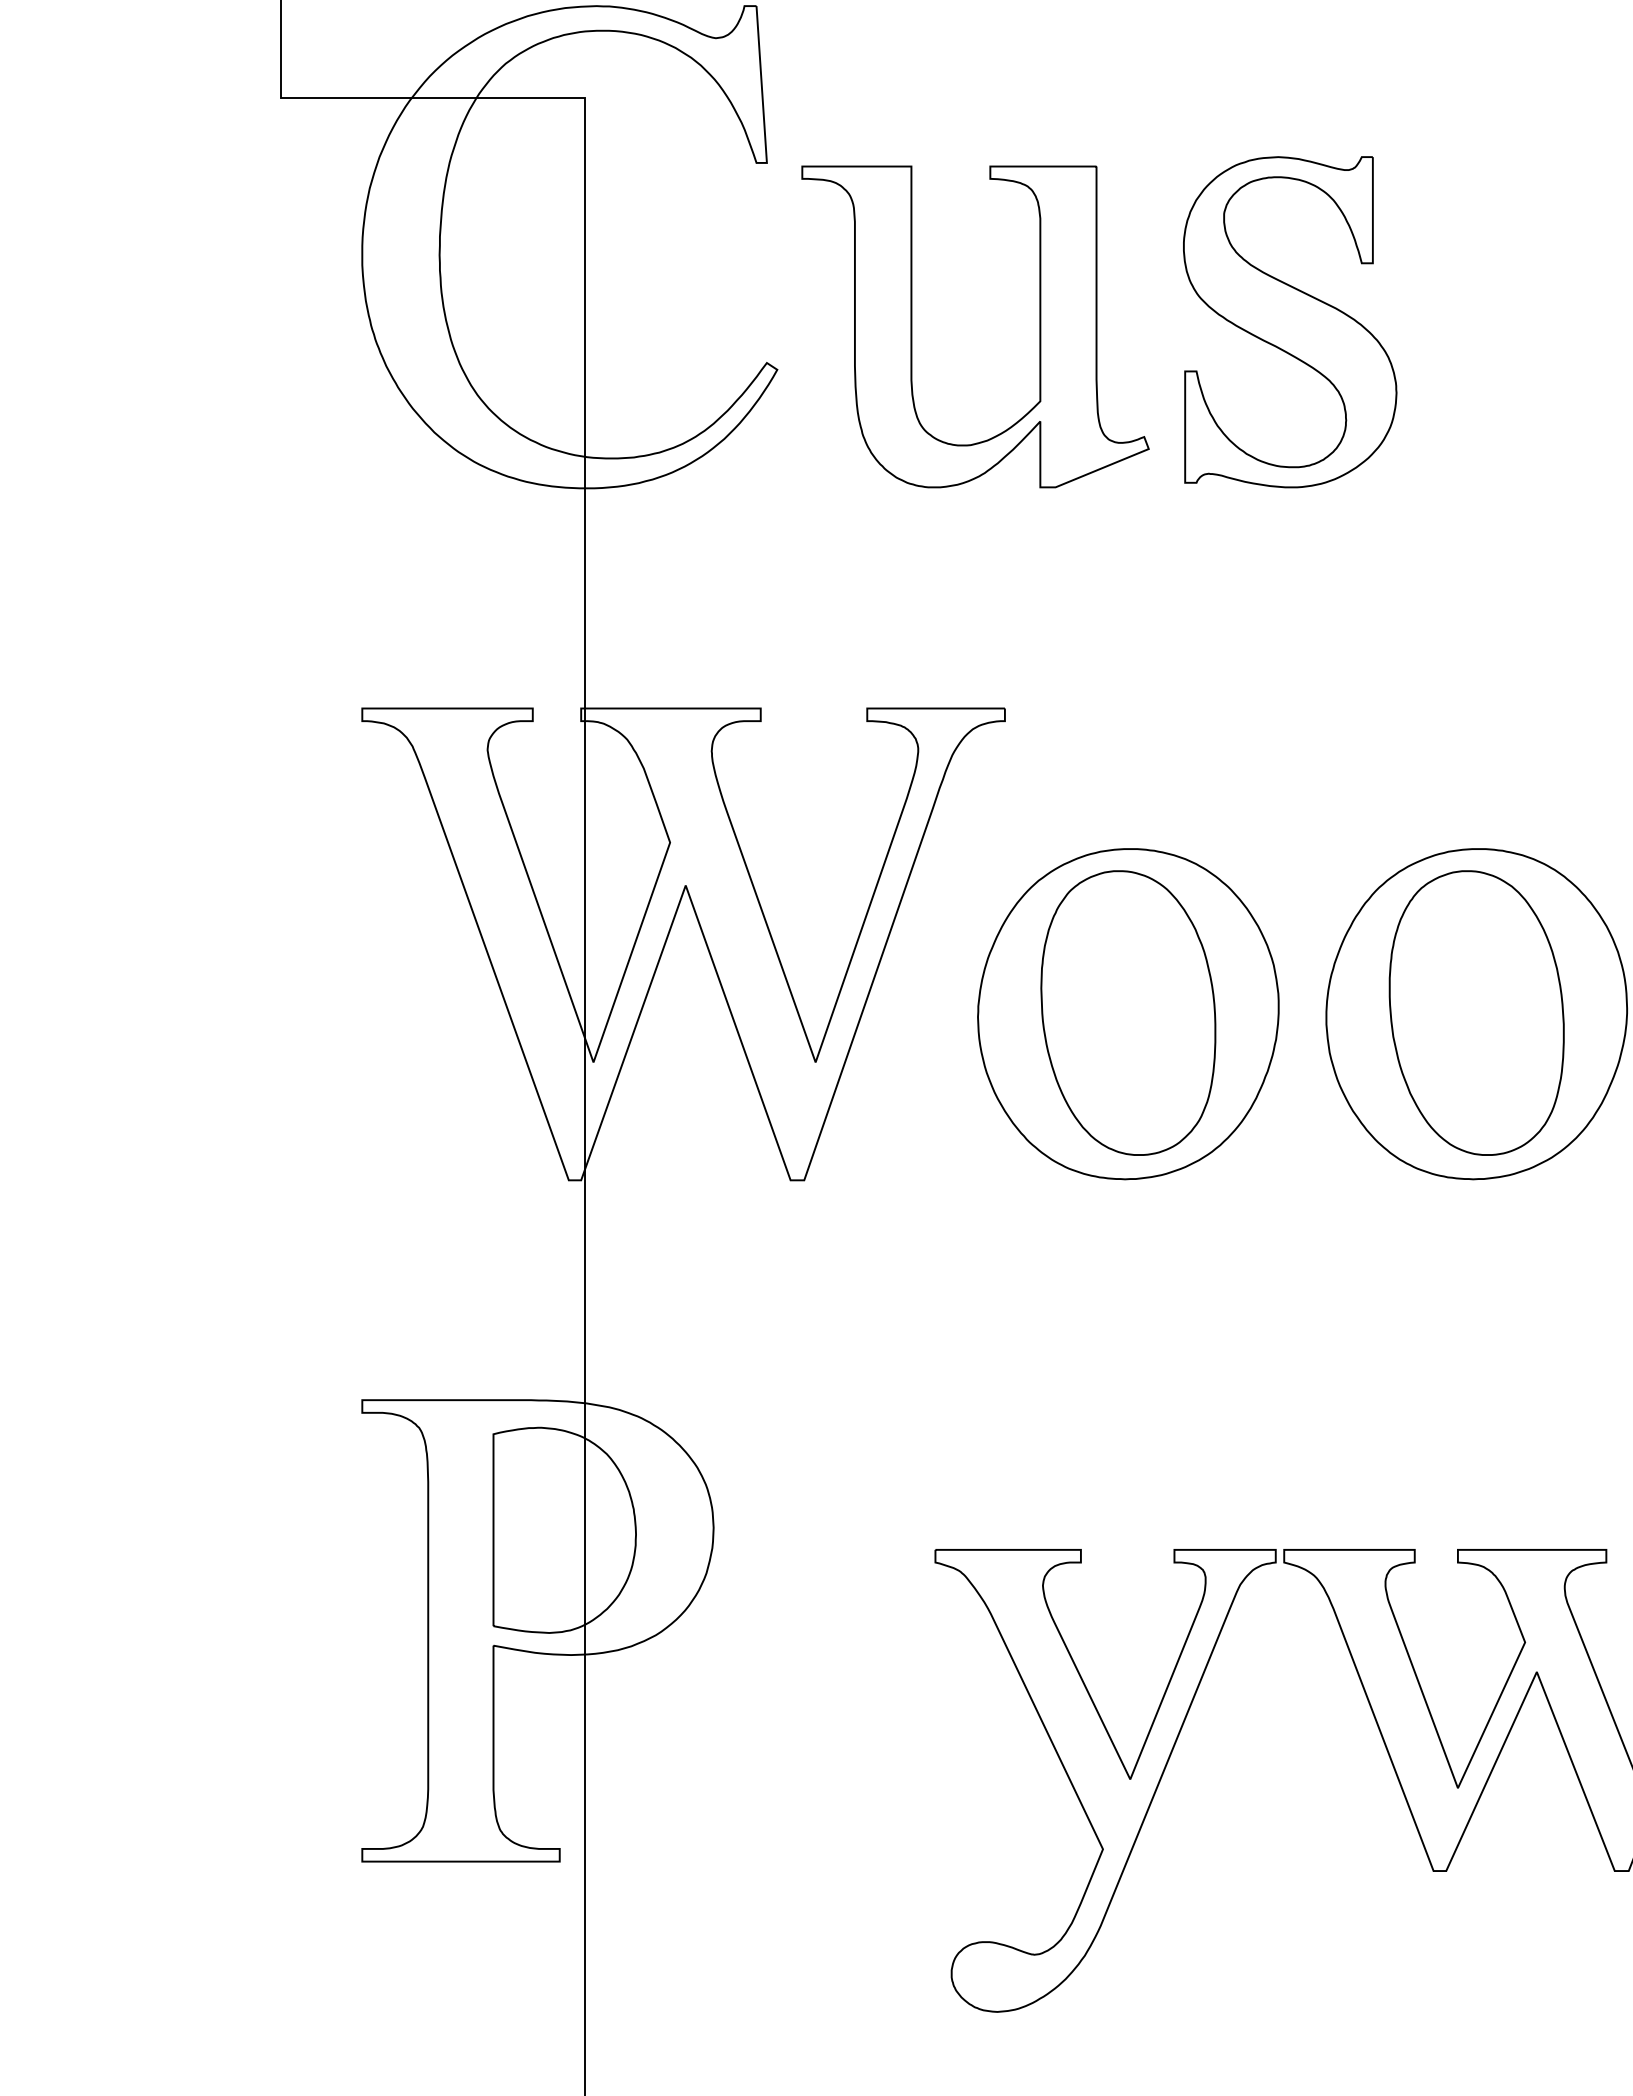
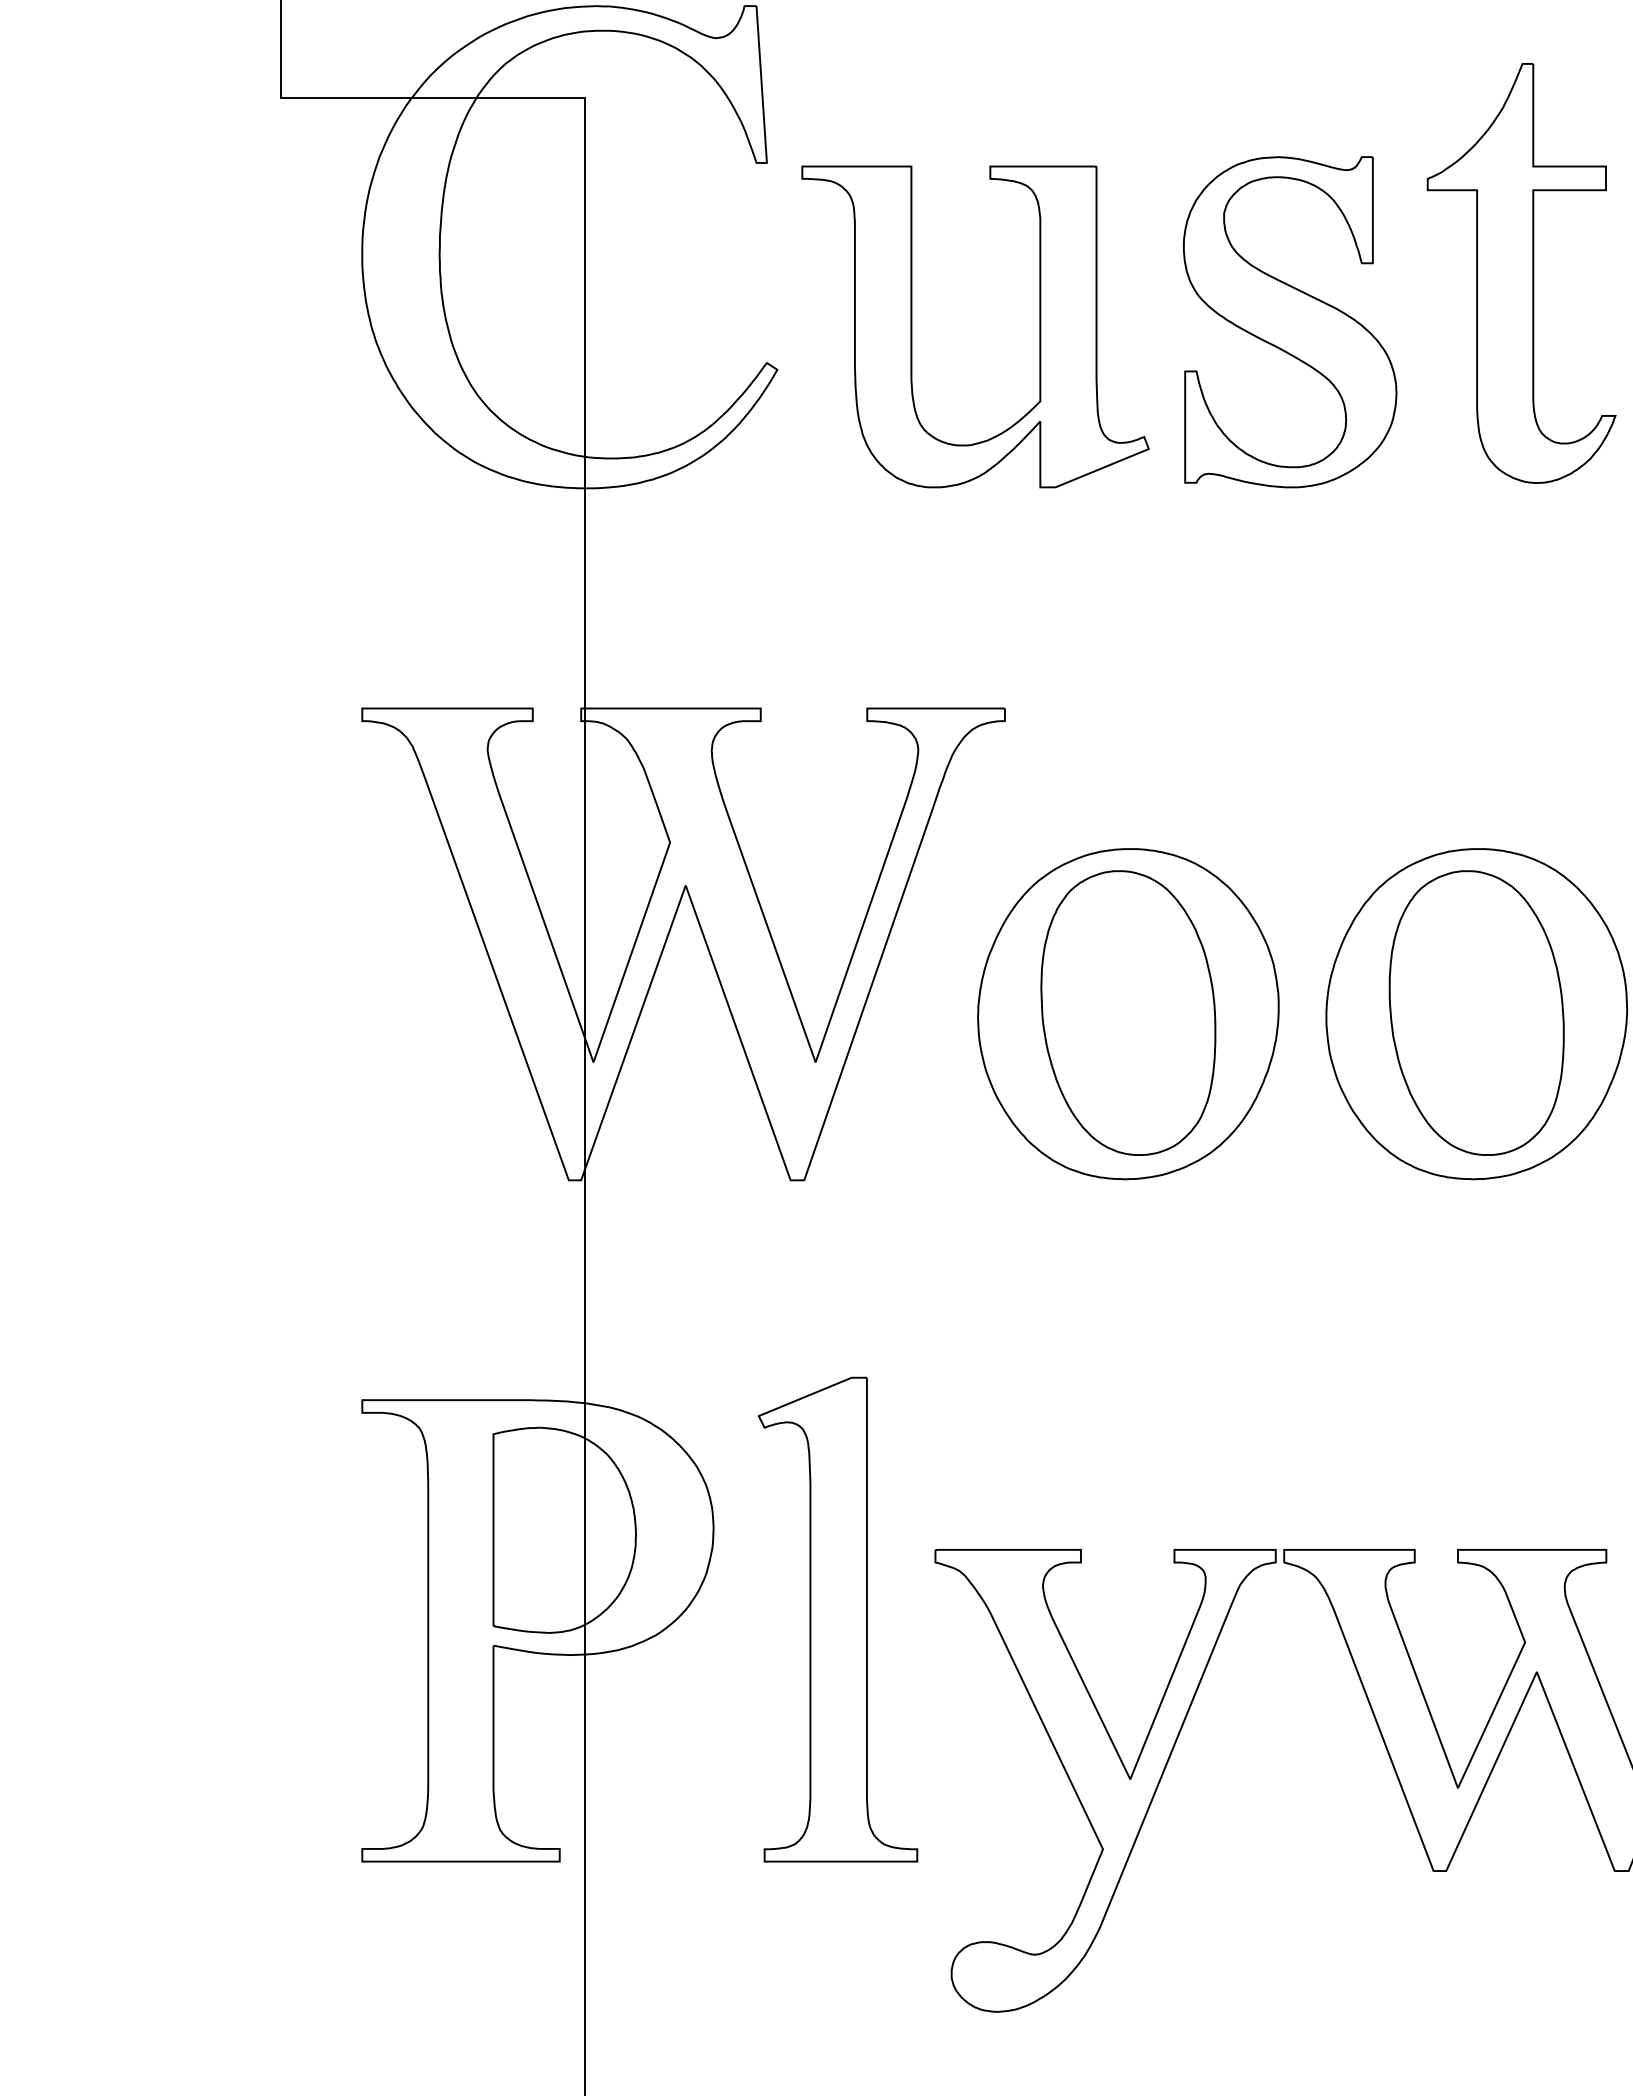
part: none -> present (1521, 273)
part: none -> present (837, 1619)
